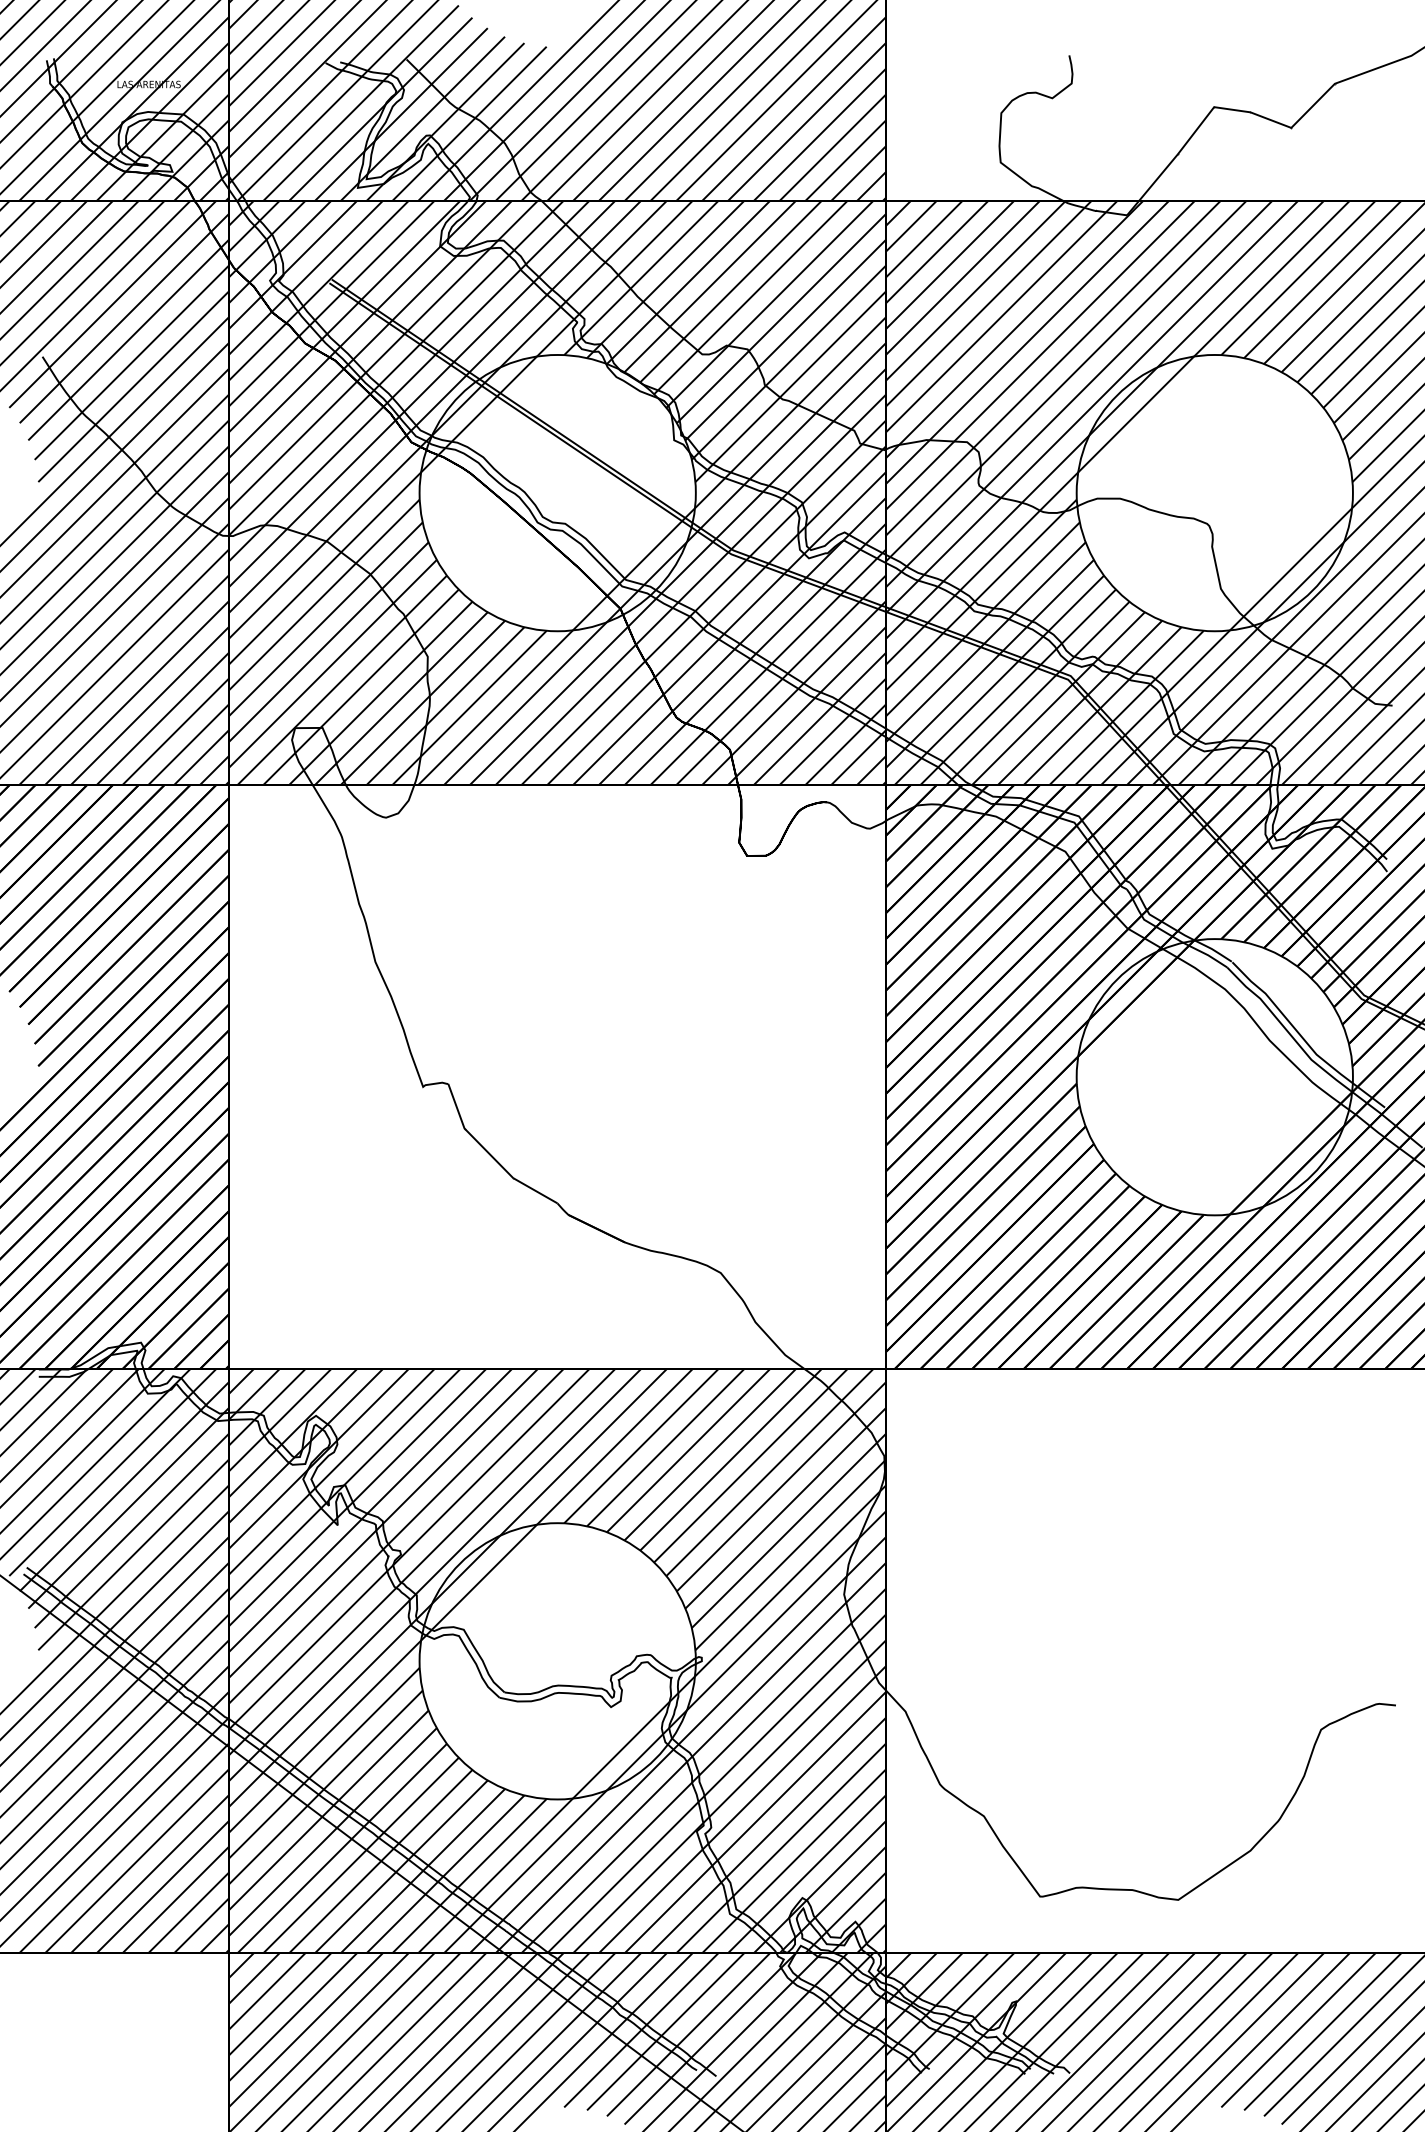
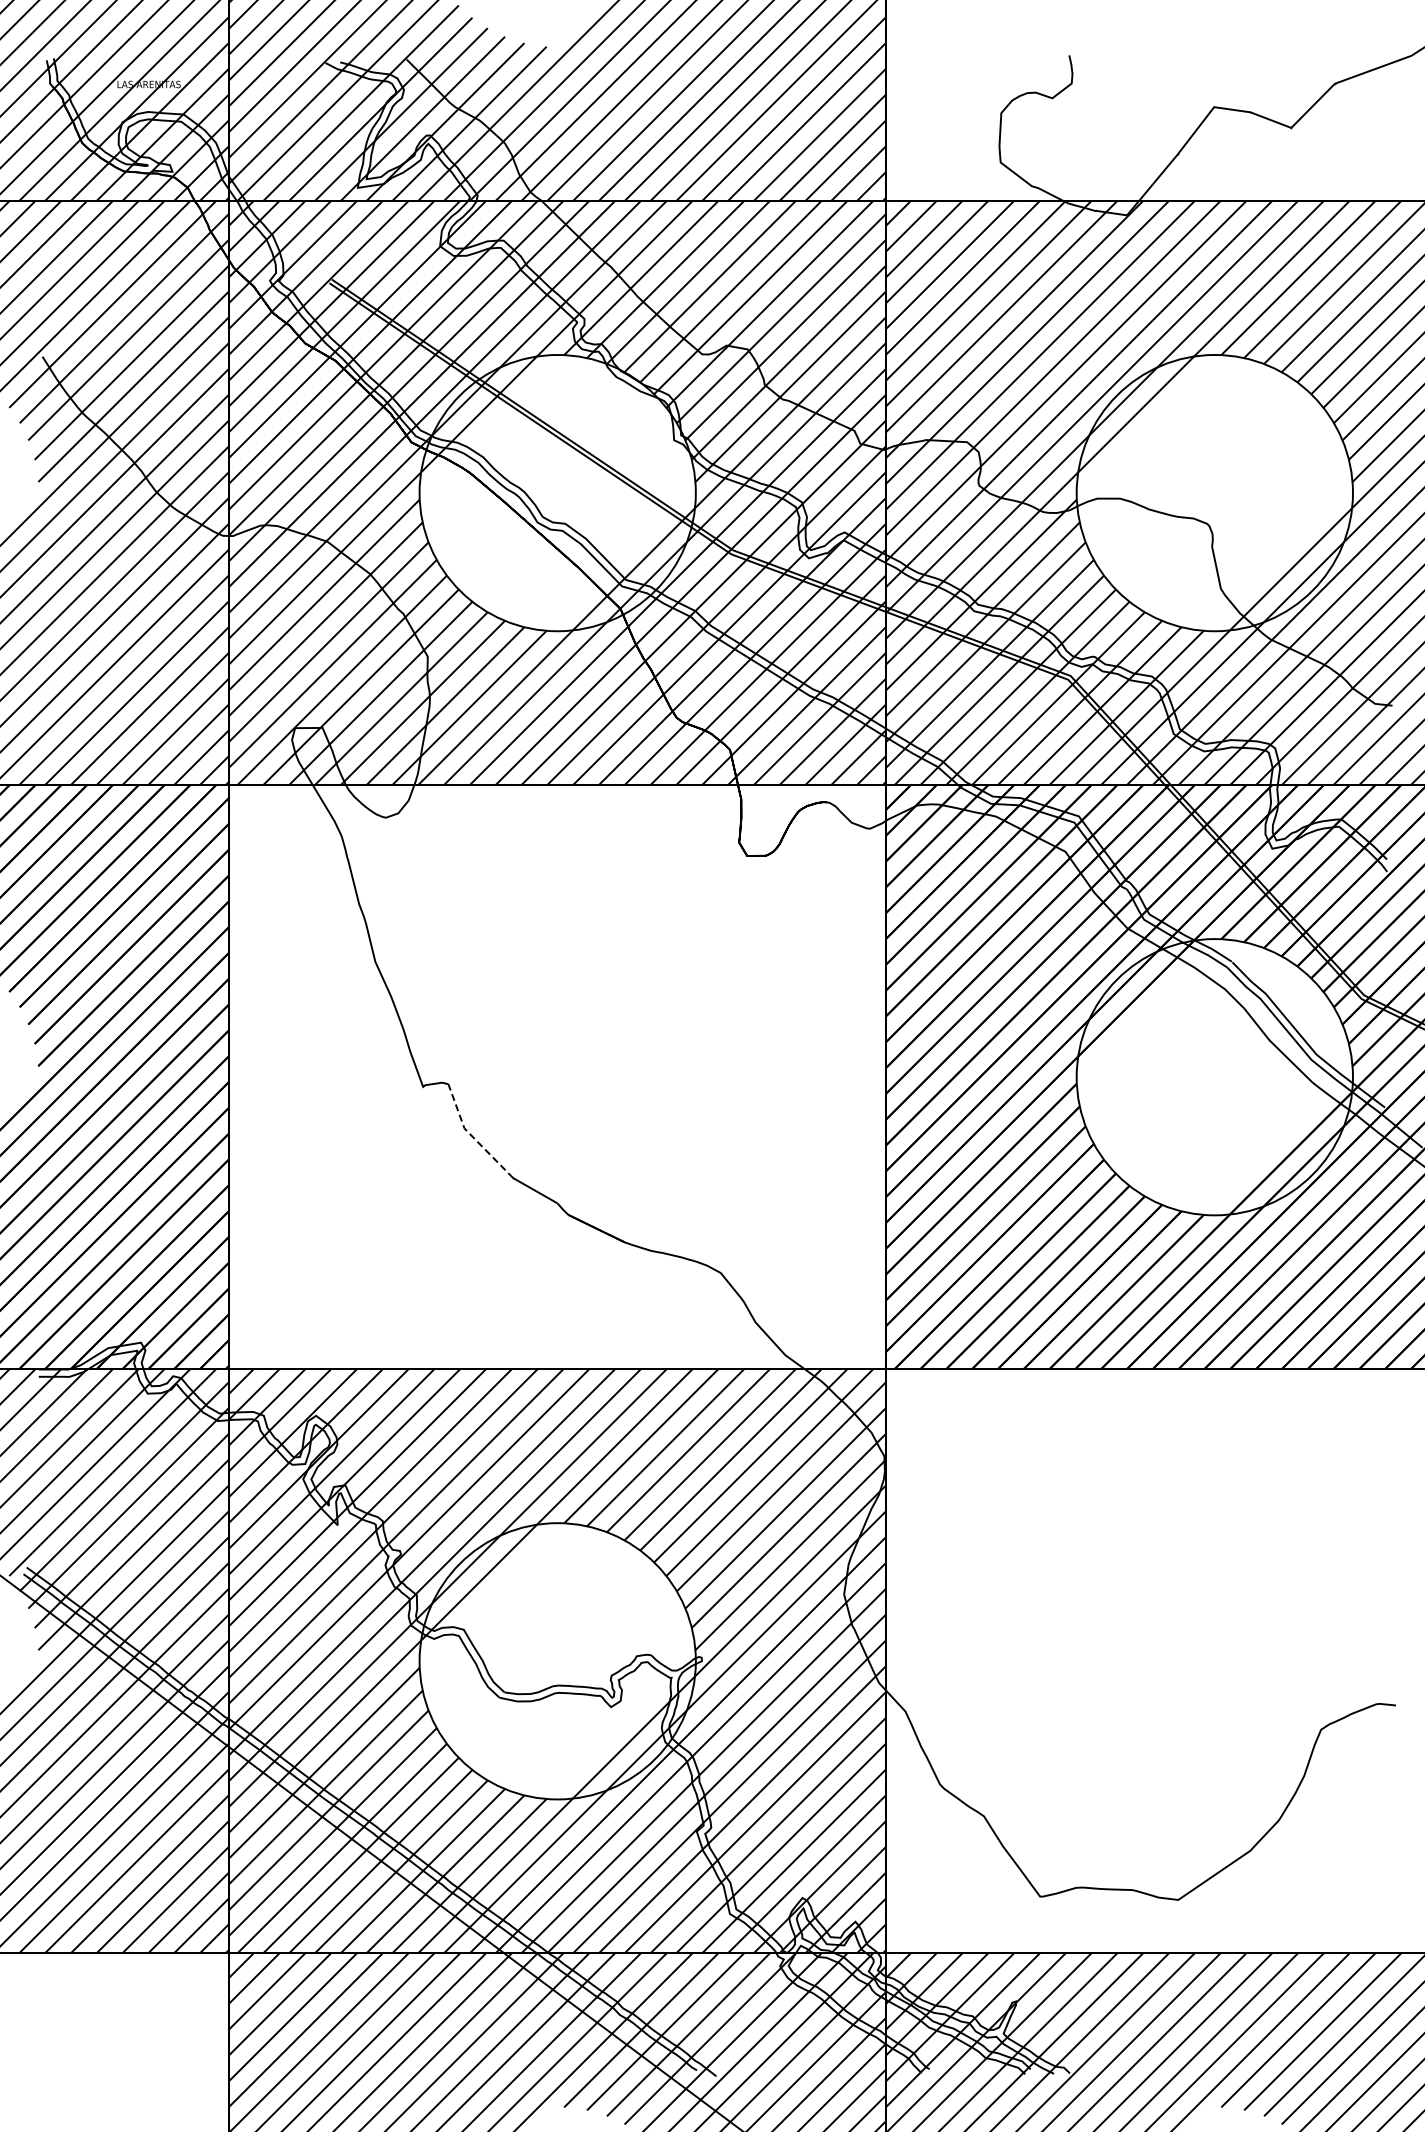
line: solid -> dashed (471, 1135)
